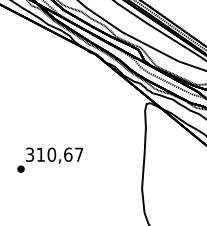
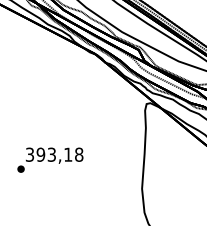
text: 310,67 -> 393,18 (59, 154)
